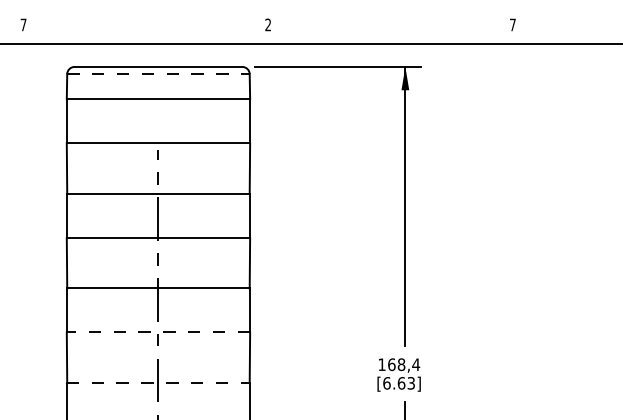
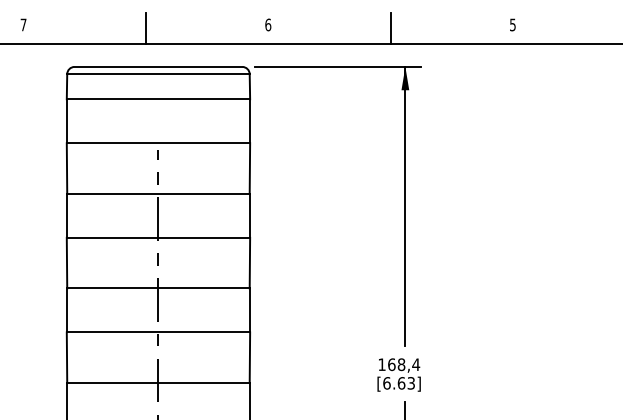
text: 2 -> 6 (268, 24)
text: 7 -> 5 (512, 24)
line: none -> present (145, 27)
line: none -> present (390, 27)
line: dashed -> solid (158, 74)
line: dashed -> solid (158, 332)
line: dashed -> solid (158, 383)
